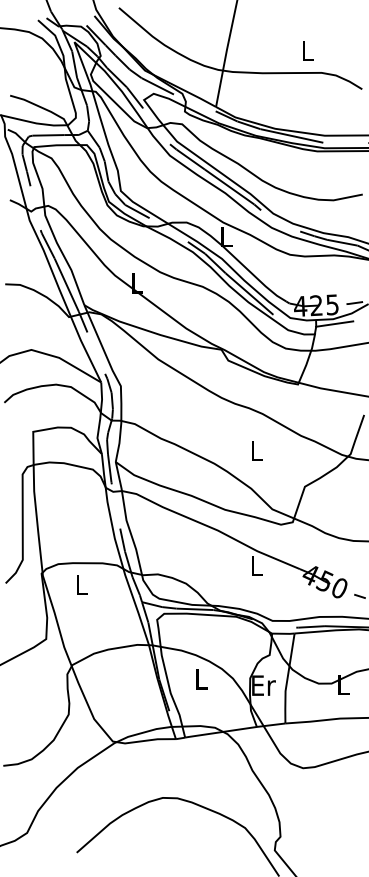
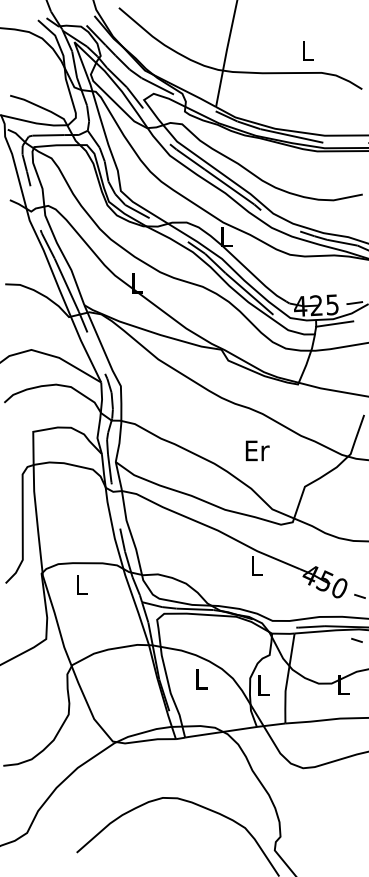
text: L -> Er (257, 450)
line: none -> present (356, 639)
text: Er -> L (263, 685)
